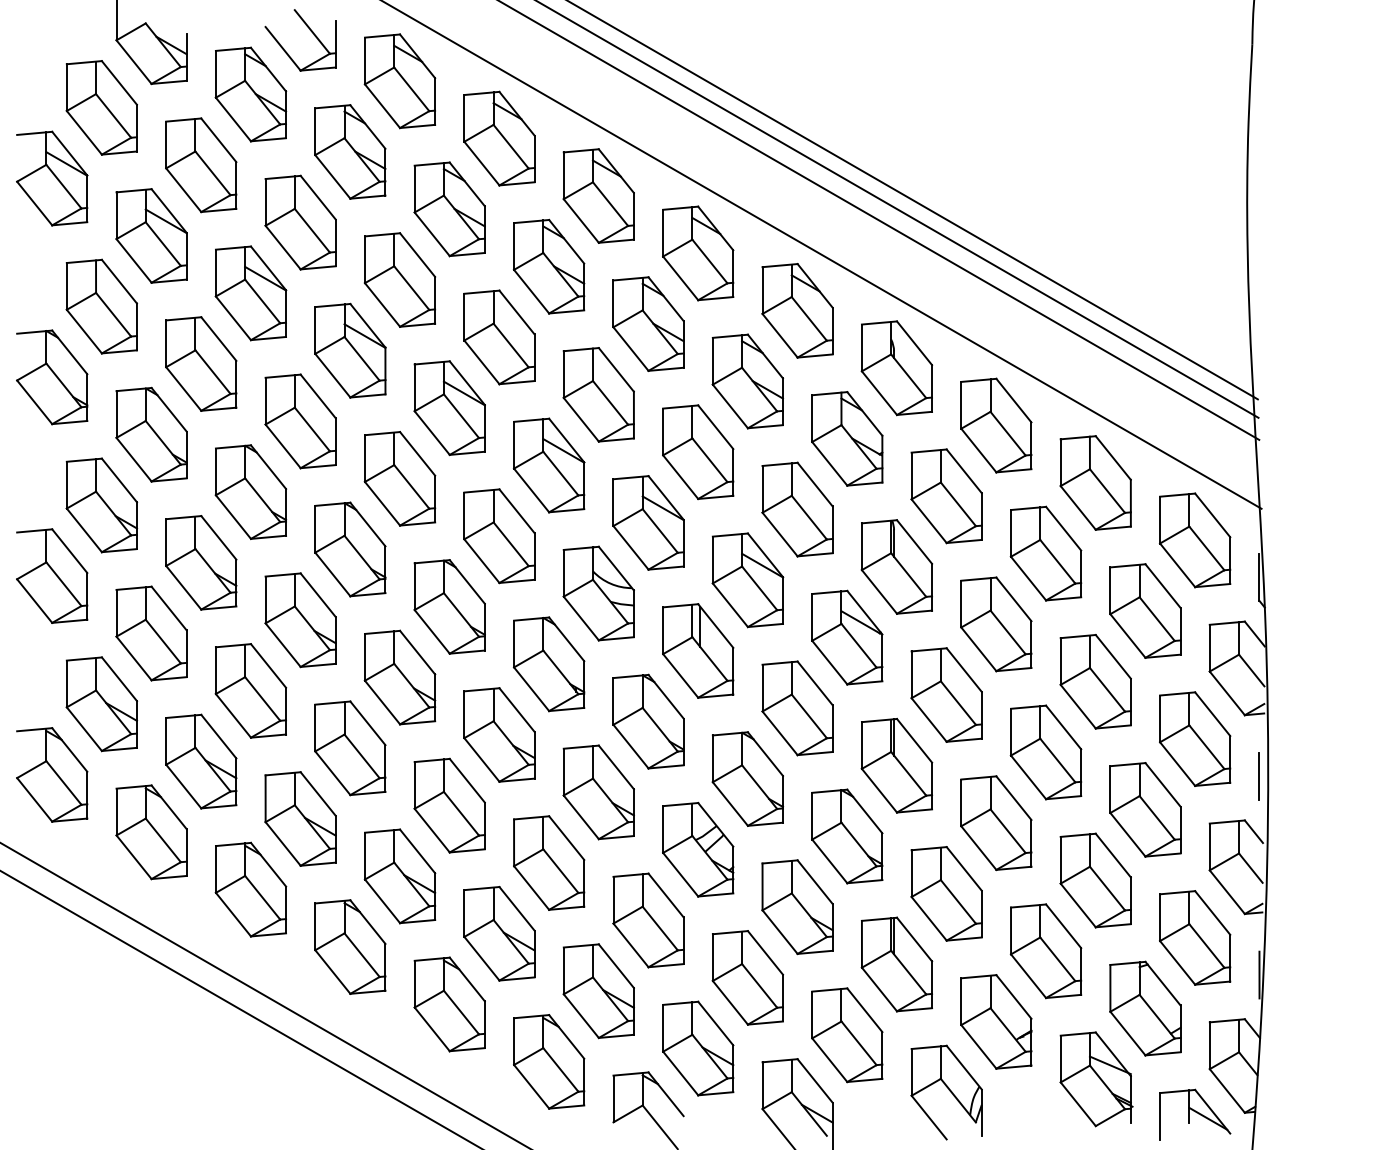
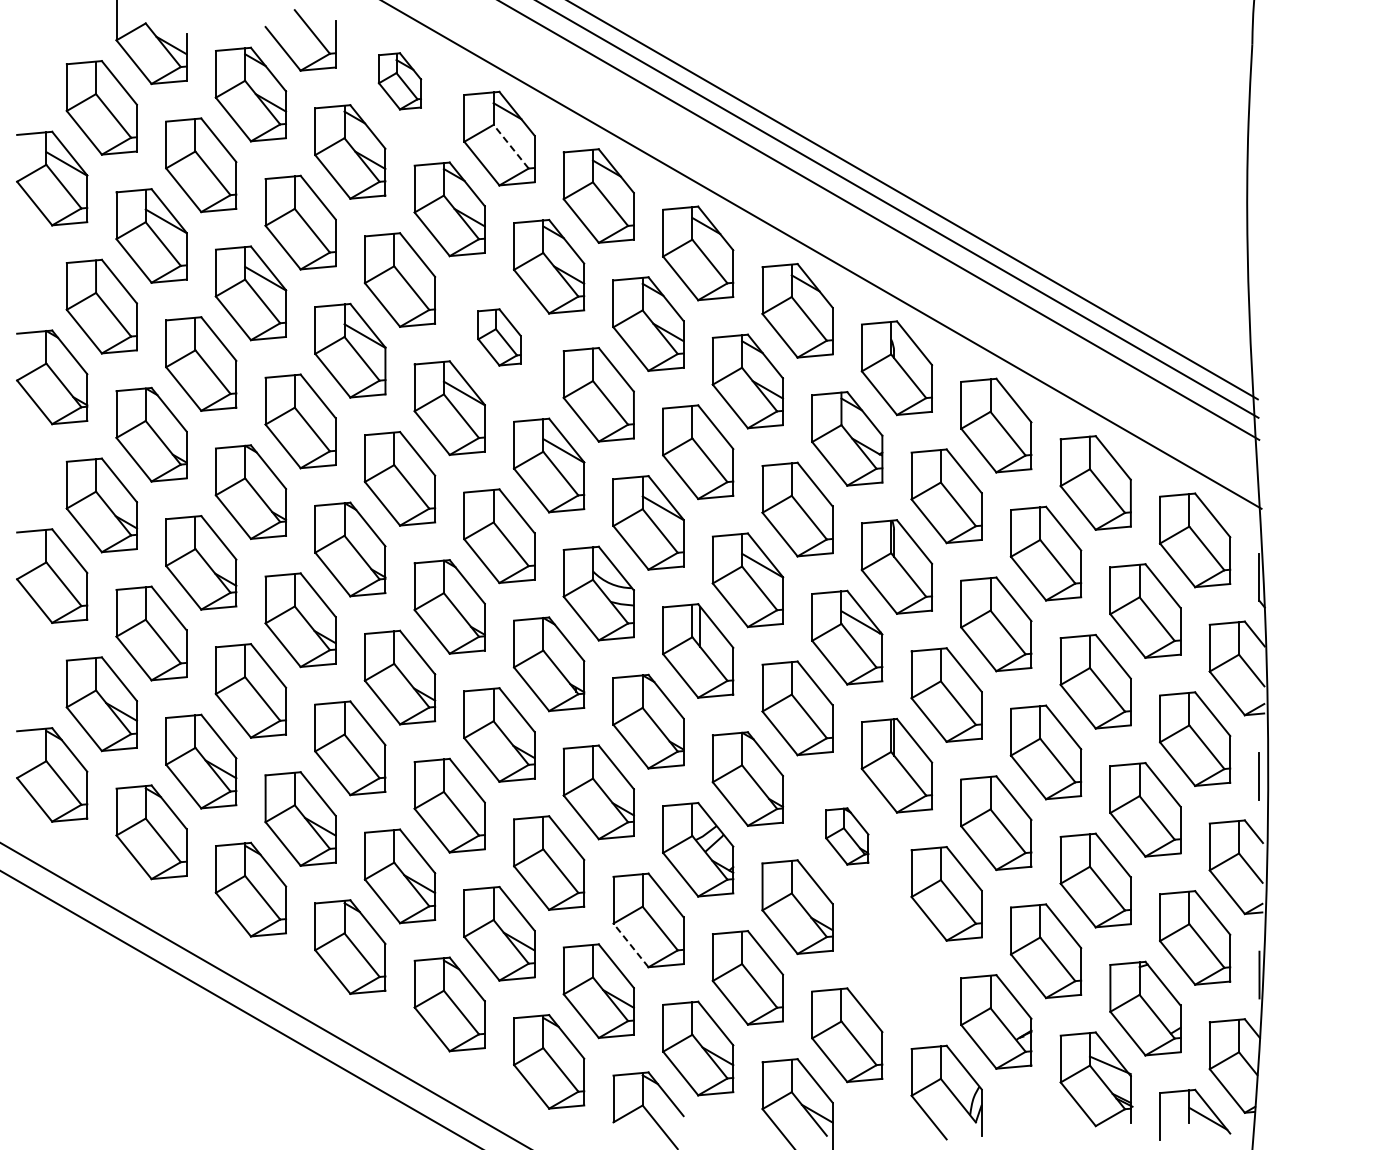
part size: 74x97 px -> 46x59 px (399, 81)
line: solid -> dashed (510, 146)
part size: 73x97 px -> 45x59 px (499, 337)
part size: 73x97 px -> 45x59 px (847, 836)
line: solid -> dashed (631, 945)
part: present -> none (896, 964)
